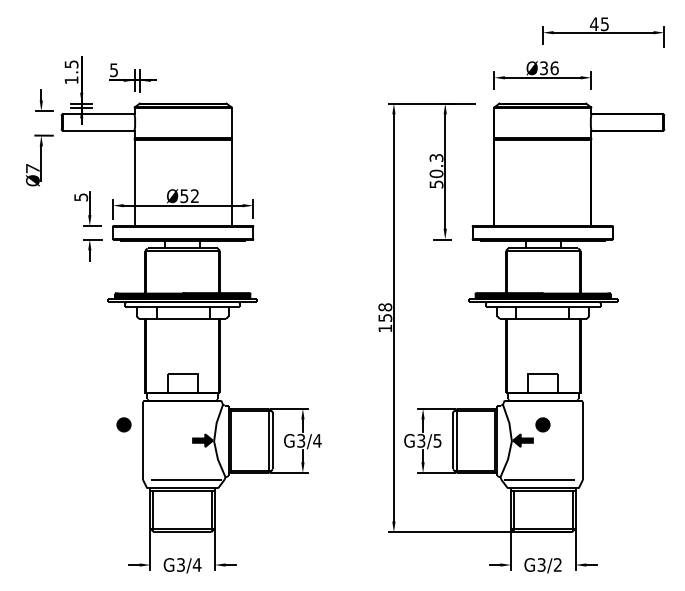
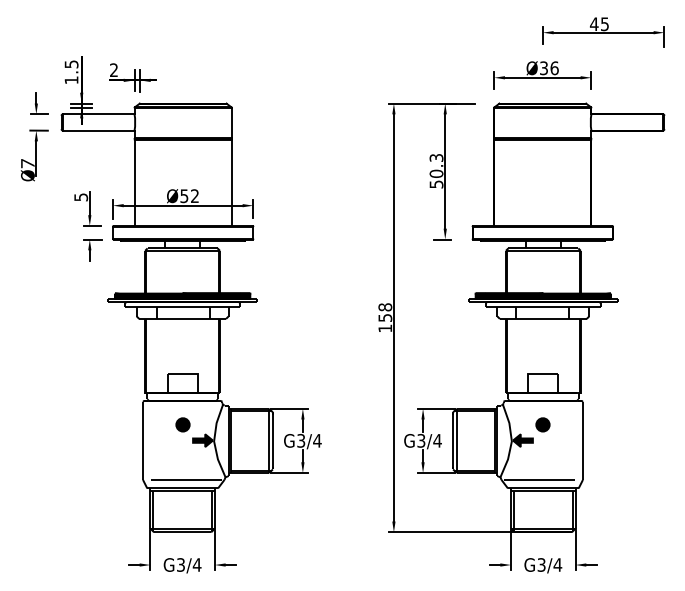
text: 5 -> 2 (113, 70)
part position: (44, 100) -> (39, 103) (39, 103)
part position: (39, 160) -> (34, 155) (34, 155)
part position: (123, 424) -> (182, 424) (182, 424)
text: G3/5 -> G3/4 (437, 440)
text: G3/2 -> G3/4 (557, 564)
